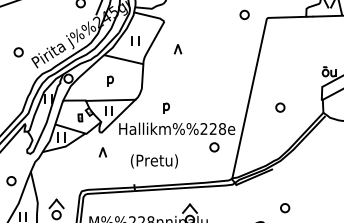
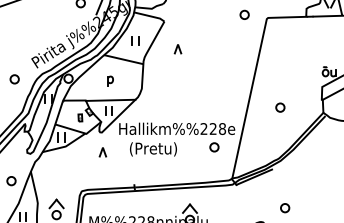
part position: (18, 52) -> (14, 79) (14, 79)
part: present -> none (166, 107)
text position: (154, 161) -> (153, 149) (153, 149)
